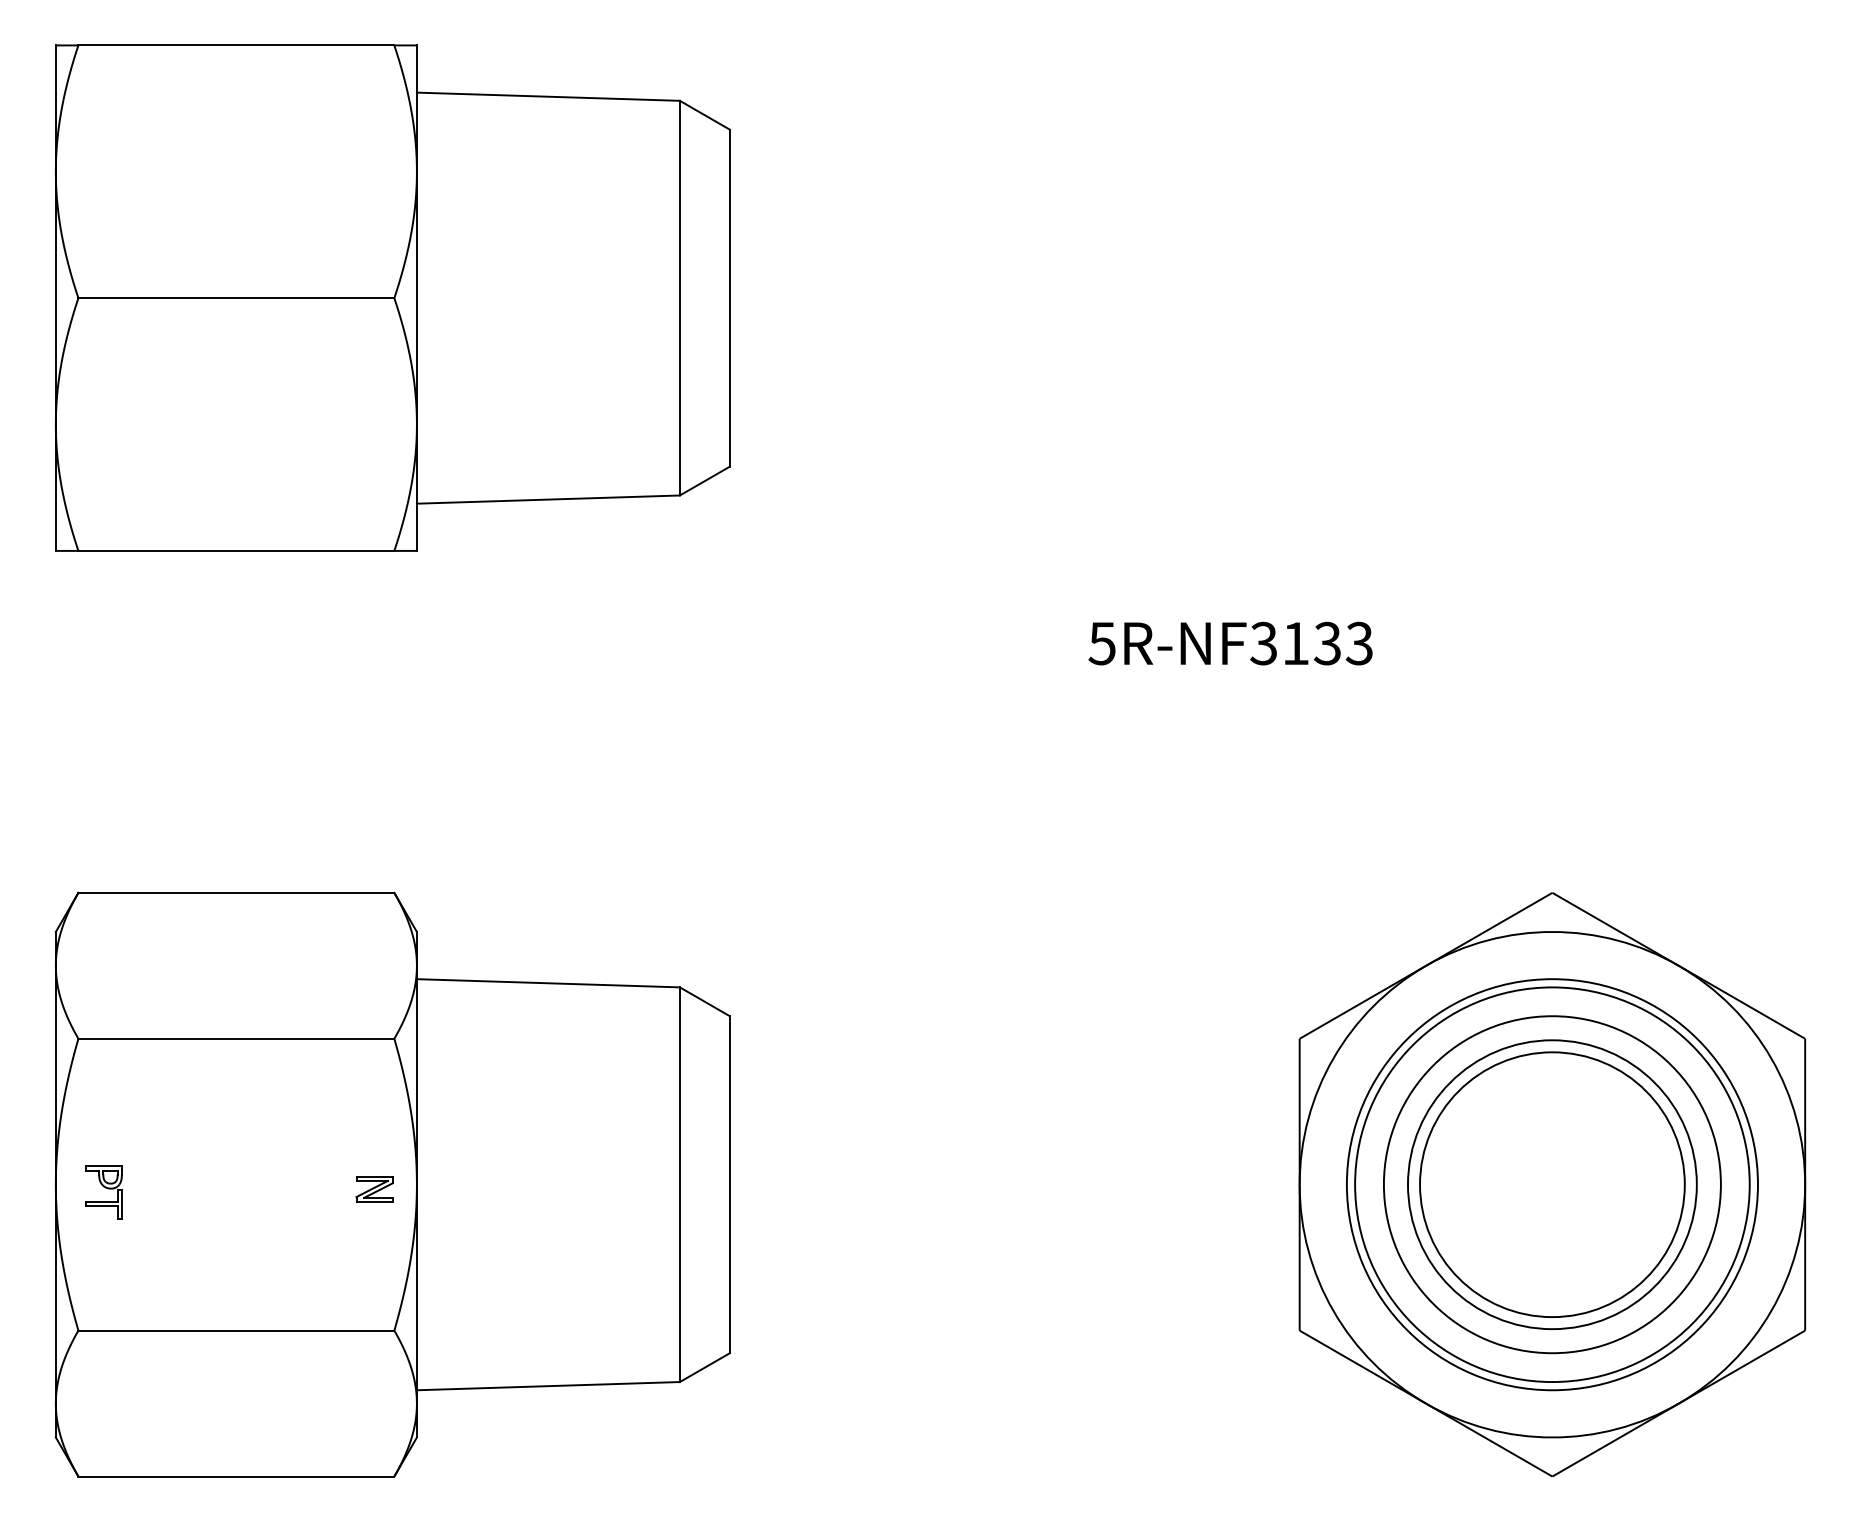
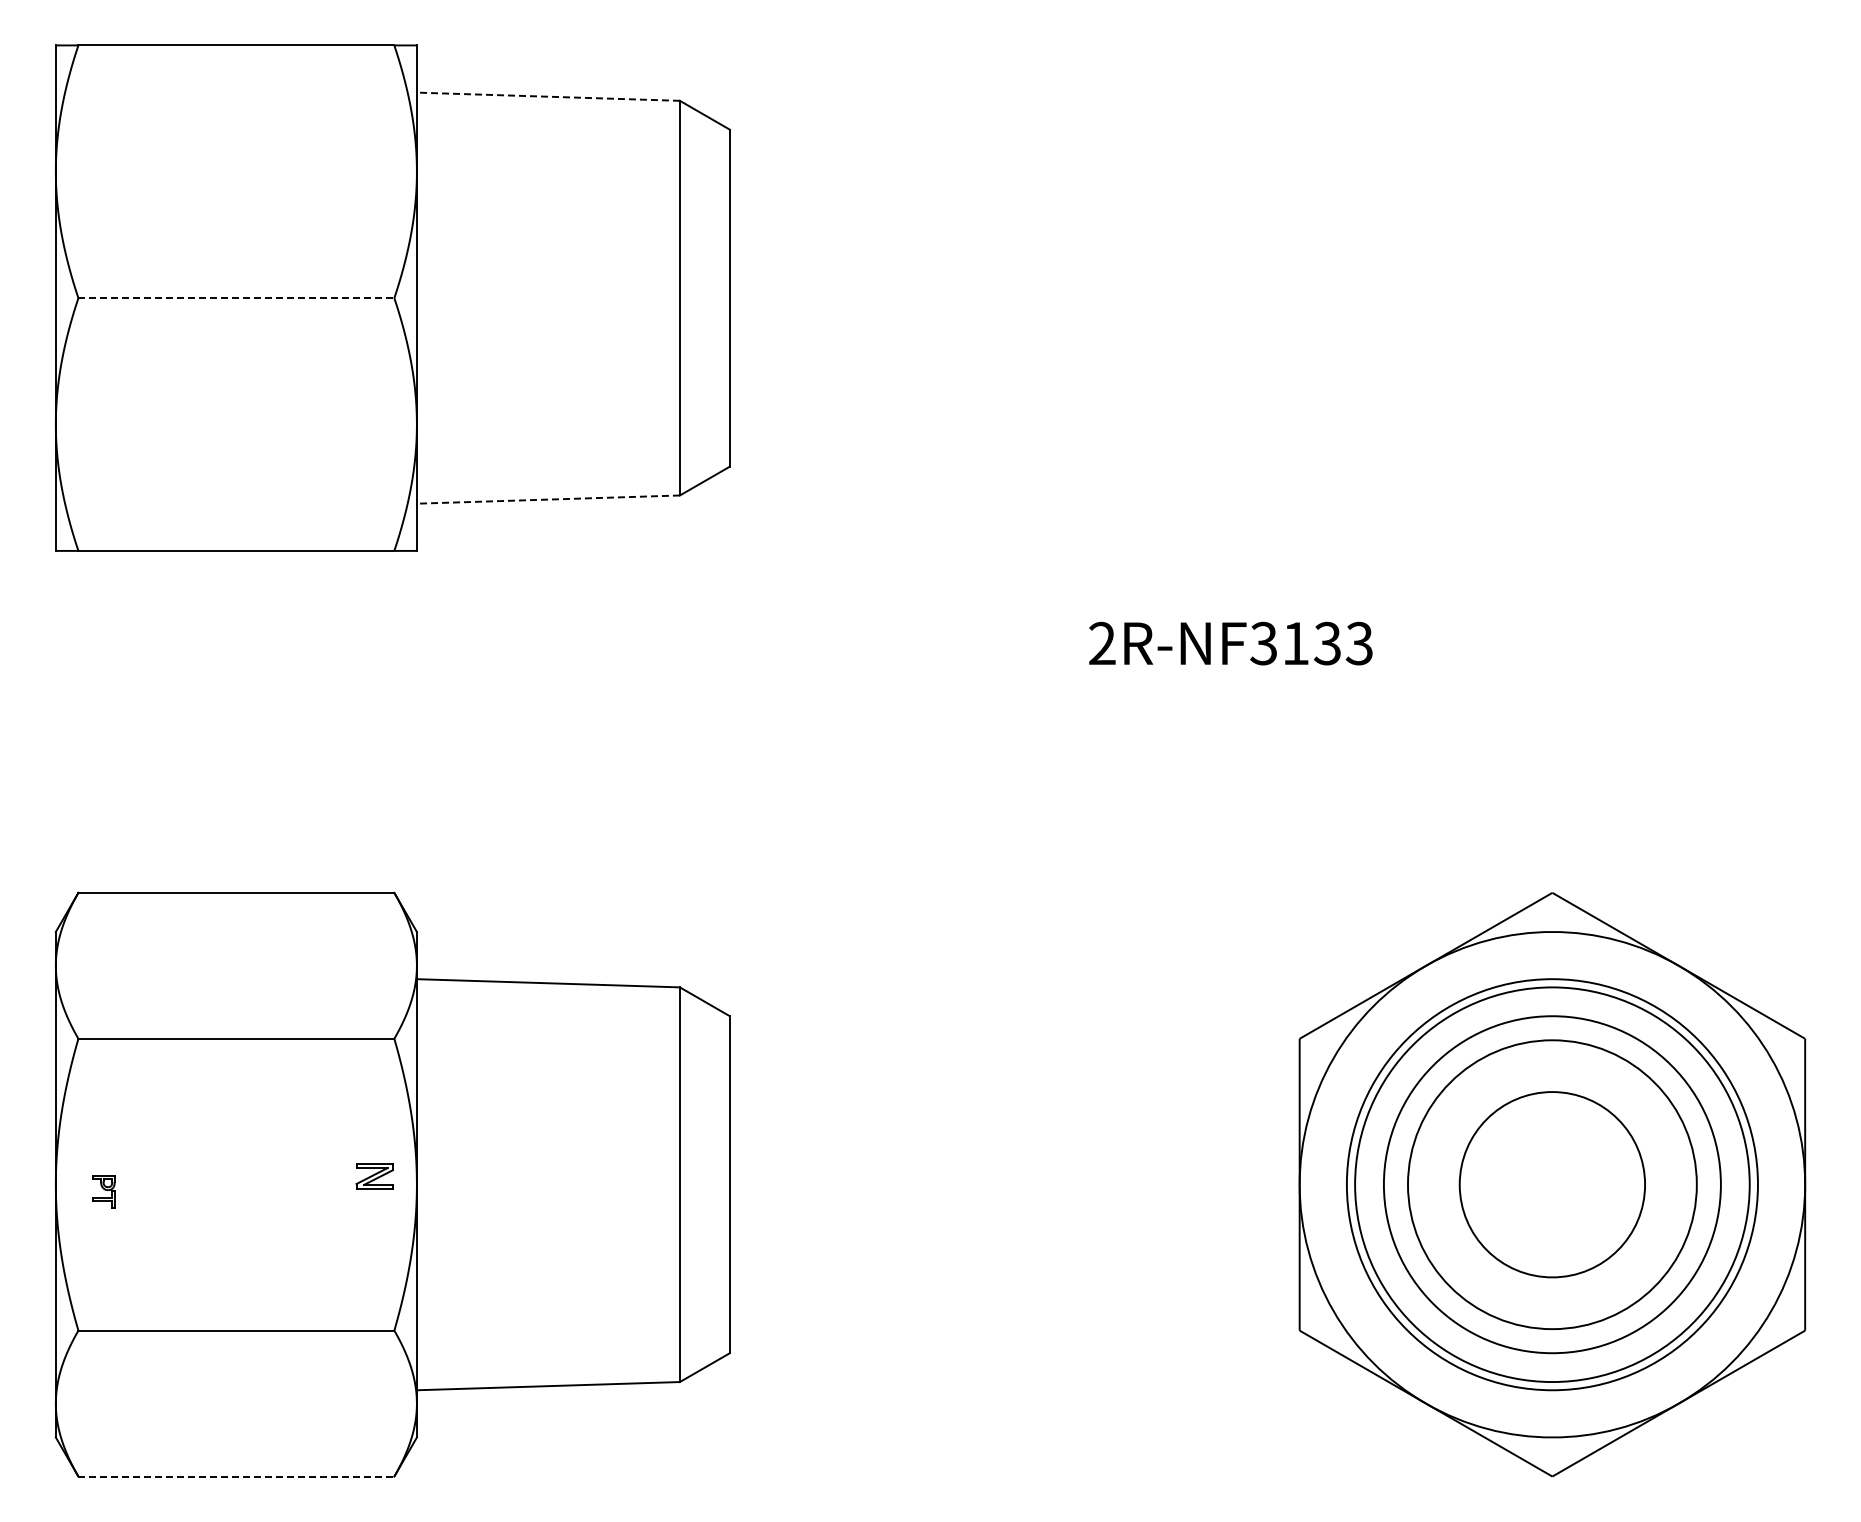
line: solid -> dashed (548, 96)
line: solid -> dashed (236, 298)
line: solid -> dashed (548, 499)
text: 5R-NF3133 -> 2R-NF3133 (1101, 643)
circle diameter: 265 px -> 185 px (1552, 1184)
part position: (374, 1189) -> (374, 1176) (374, 1176)
part size: 38x55 px -> 24x34 px (103, 1191)
line: solid -> dashed (236, 1476)
